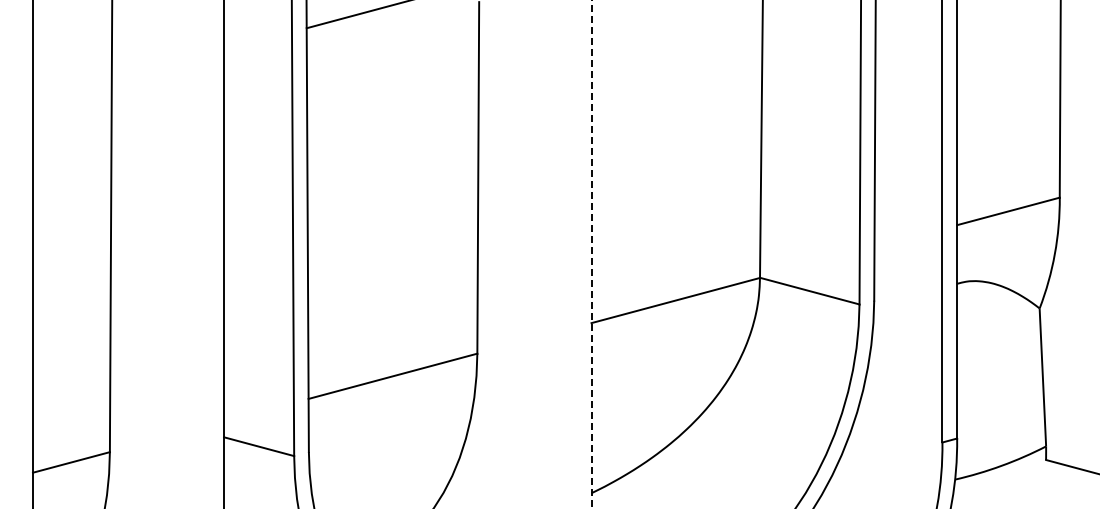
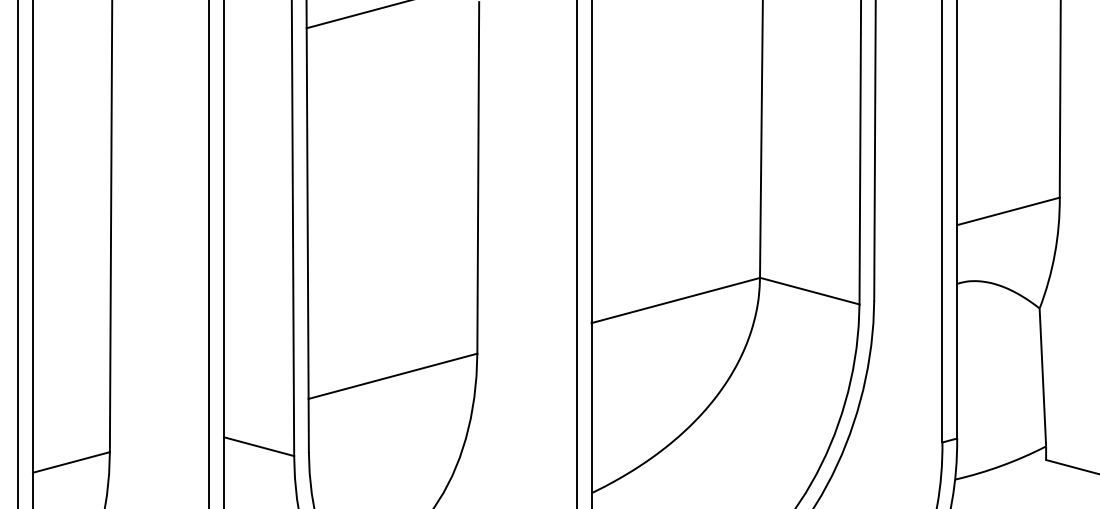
line: none -> present (18, 253)
line: none -> present (209, 253)
line: none -> present (576, 253)
line: dashed -> solid (591, 254)
